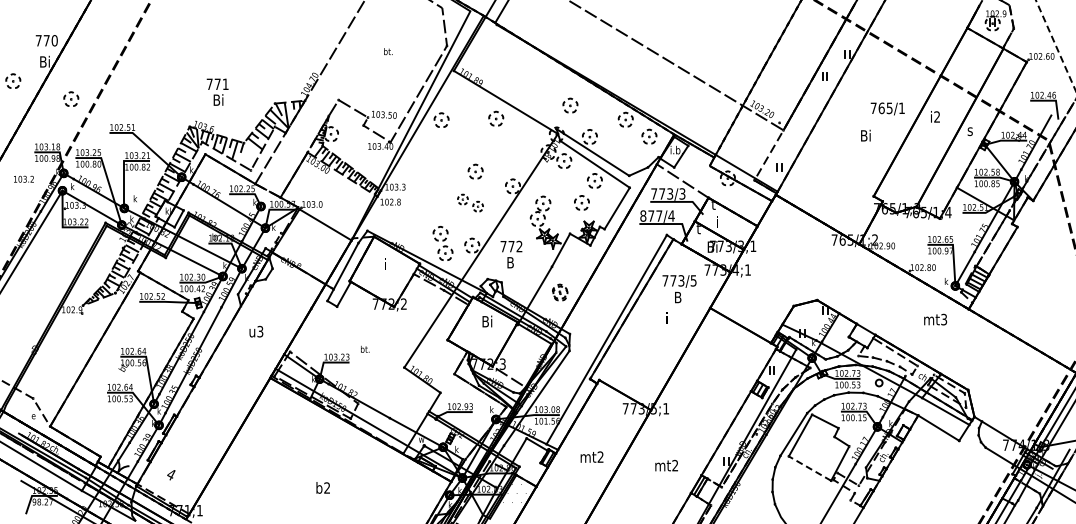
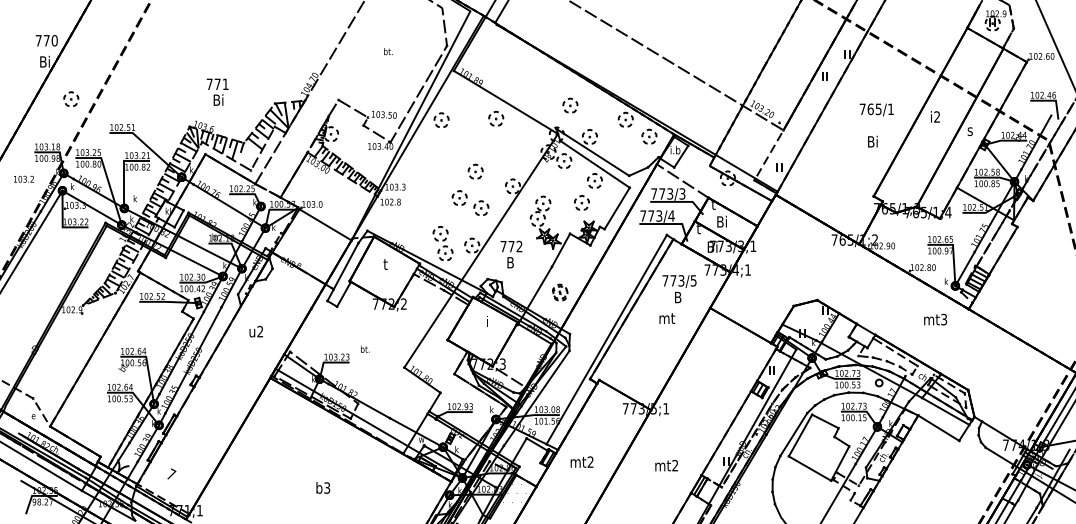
line: dashed -> solid (1055, 45)
part: present -> none (13, 80)
text position: (887, 108) -> (876, 109) (876, 109)
text position: (865, 135) -> (872, 141) (872, 141)
part size: 27x20 px -> 39x26 px (470, 202)
text: 877/4 -> 773/4 (651, 215)
text: i -> Bi (721, 221)
text: i -> t (385, 263)
text: i -> mt (667, 317)
text: Bi -> i (487, 321)
text: u3 -> u2 (260, 331)
text position: (591, 456) -> (581, 461) (581, 461)
line: dashed -> solid (809, 468)
text: 4 -> 7 (171, 474)
text: b2 -> b3 (327, 487)
